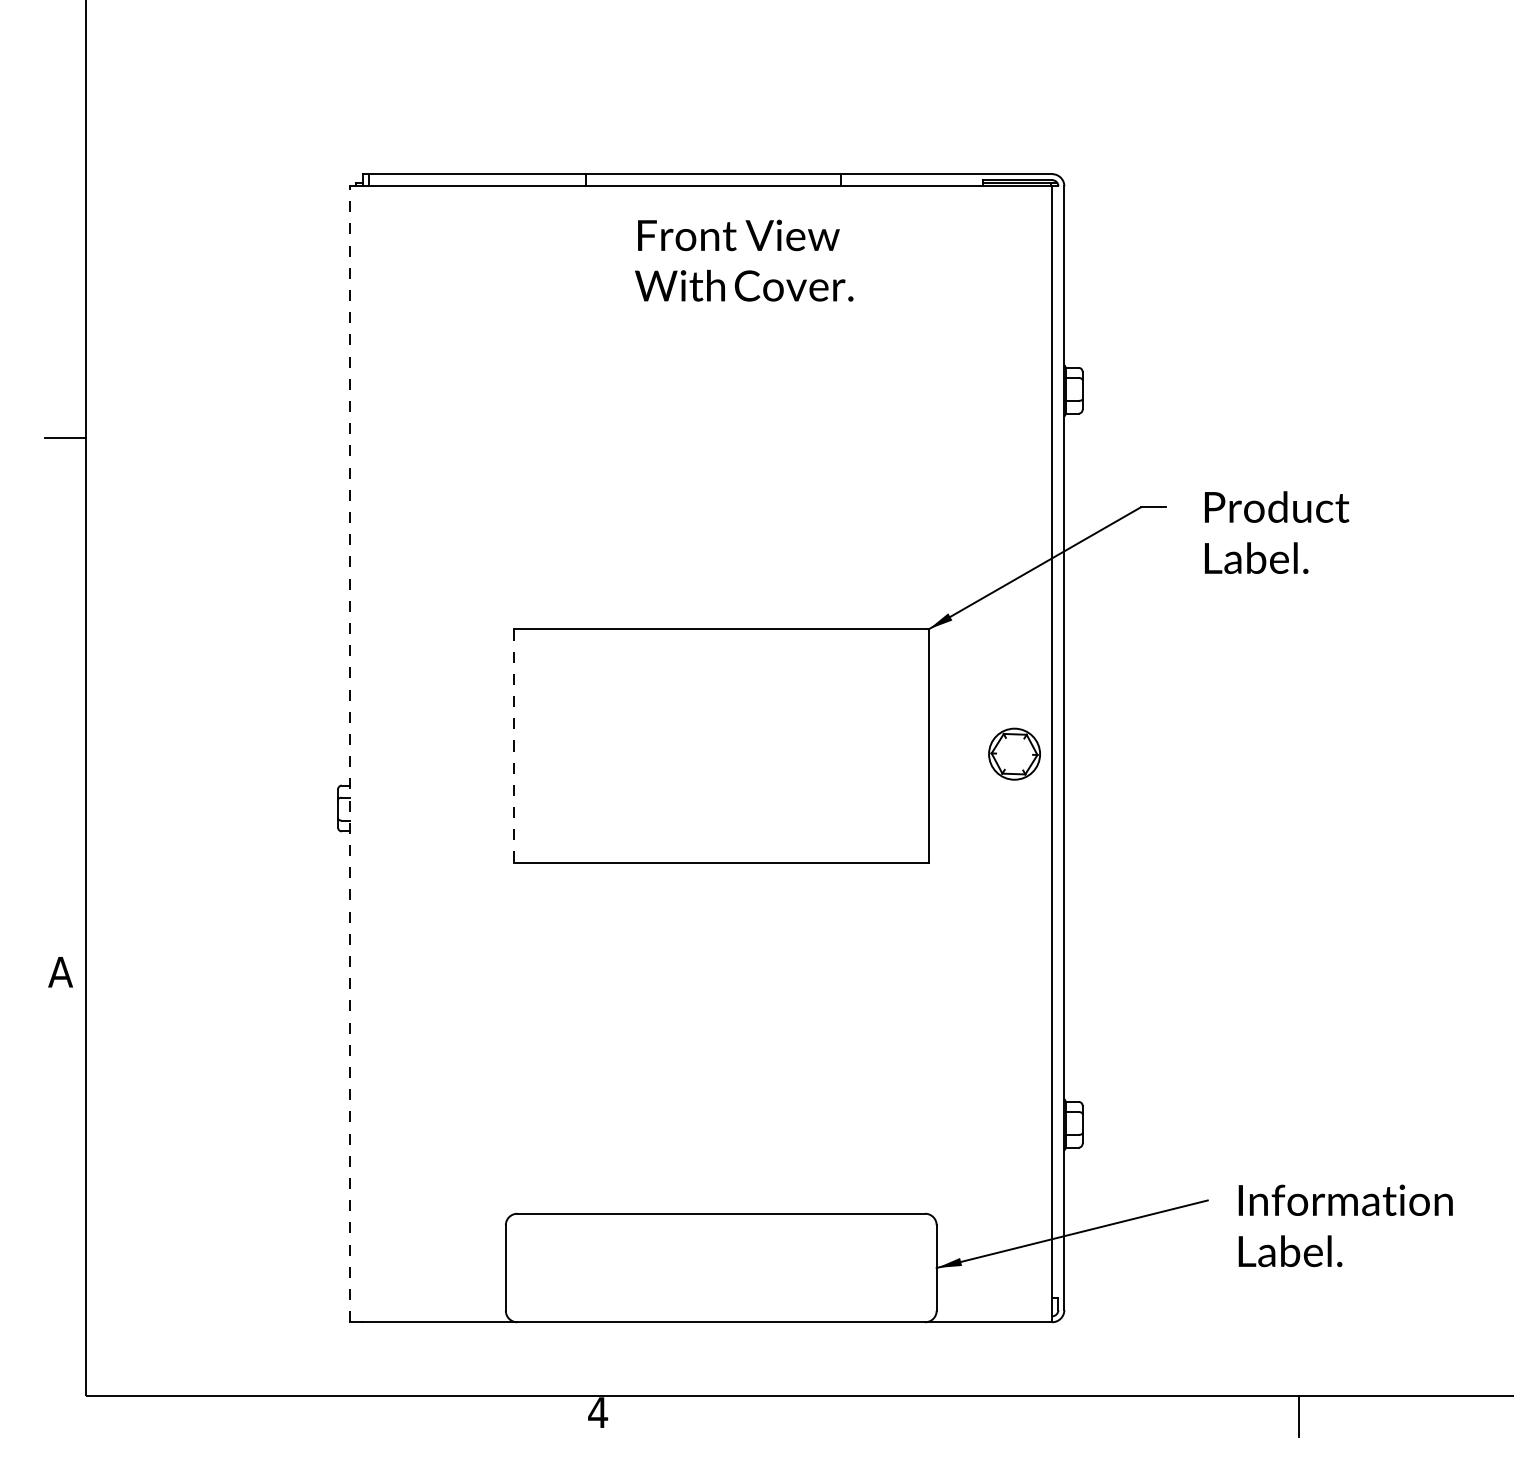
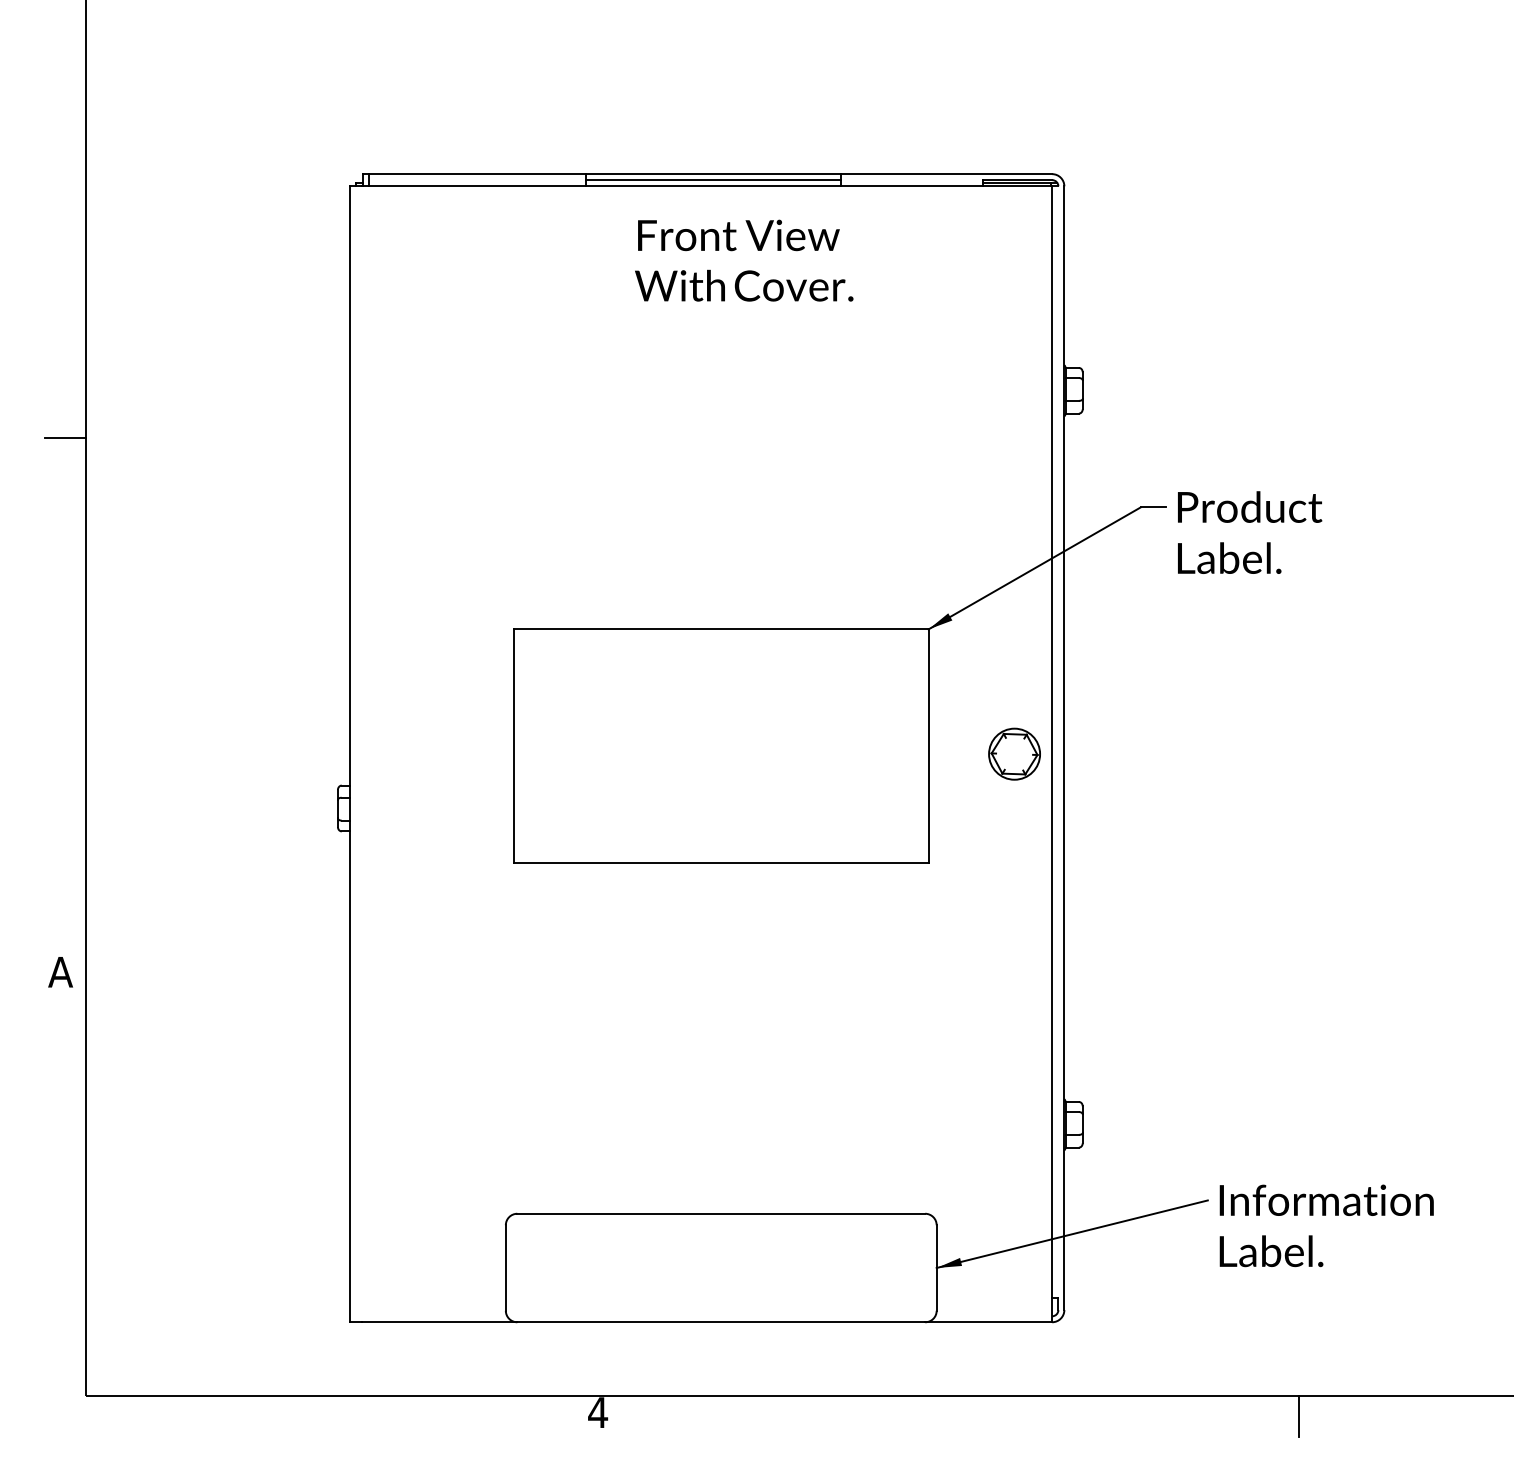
line: none -> present (713, 180)
text position: (1277, 532) -> (1250, 532) (1250, 532)
line: dashed -> solid (513, 746)
line: dashed -> solid (350, 753)
text position: (1345, 1225) -> (1326, 1225) (1326, 1225)
